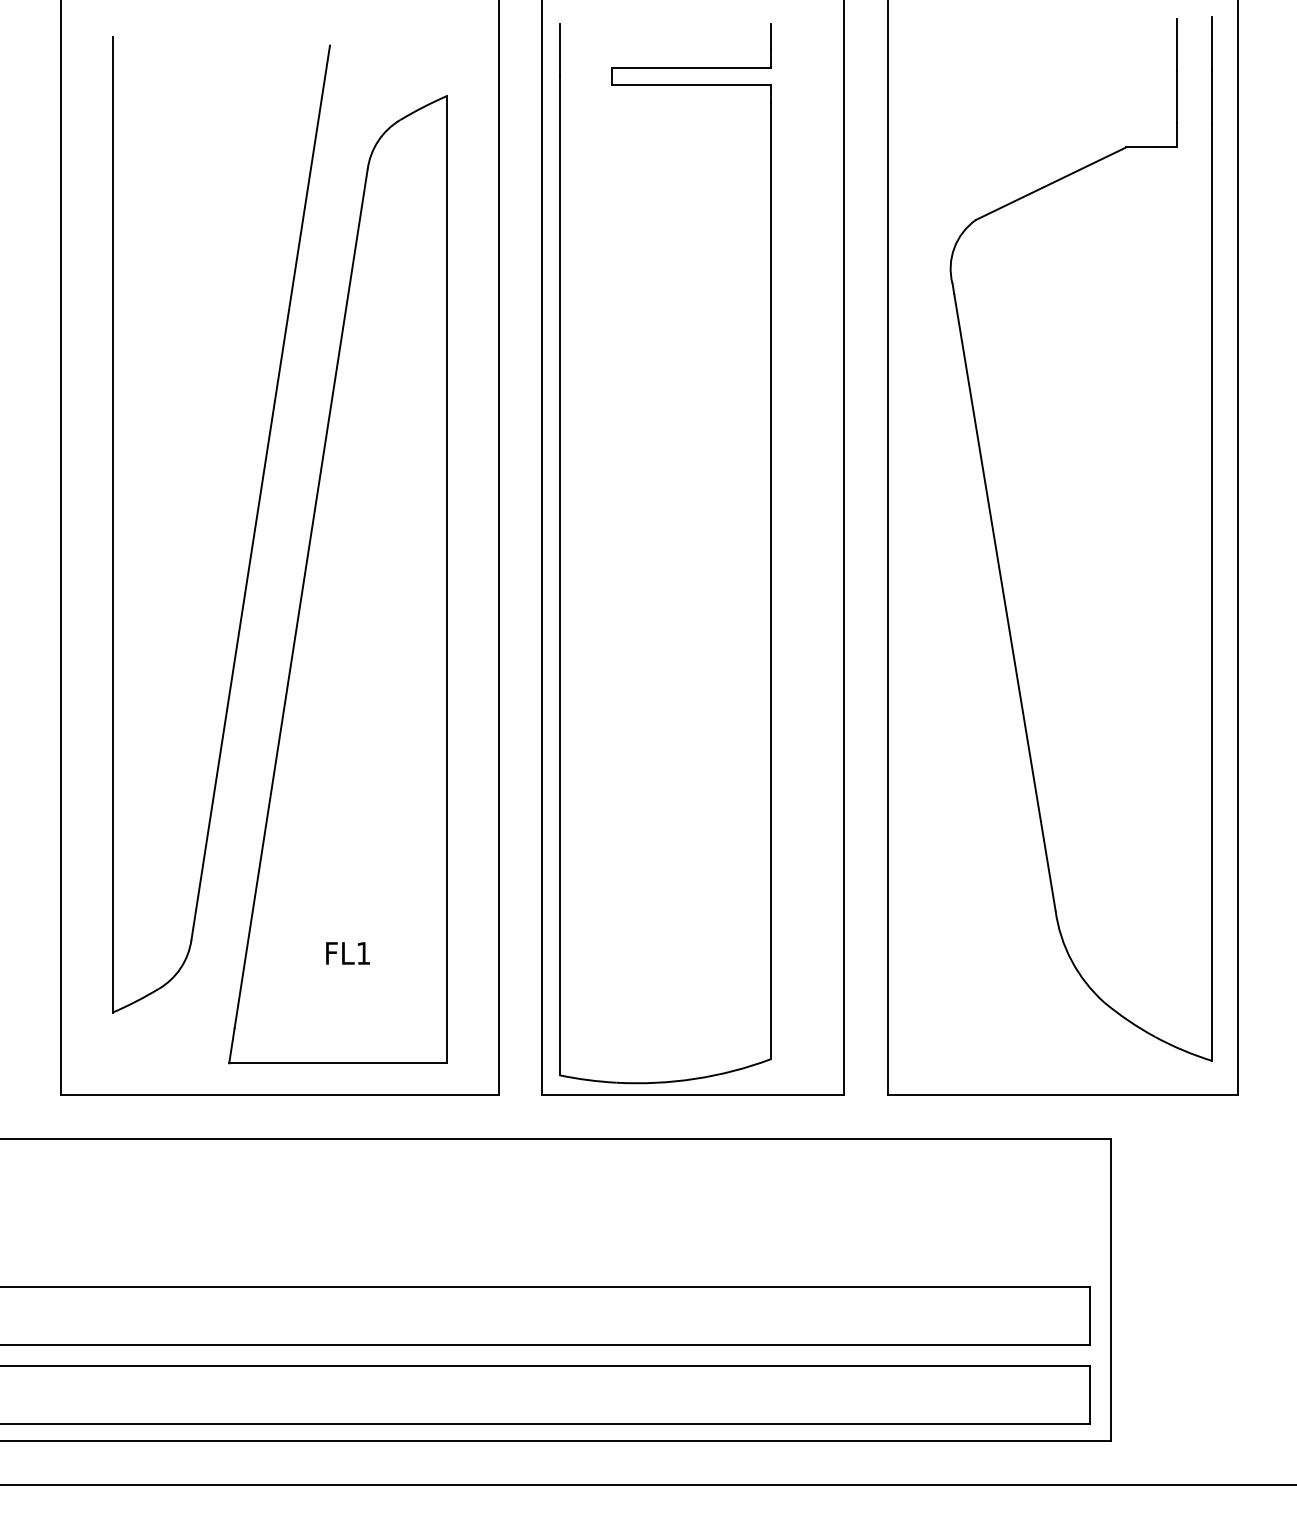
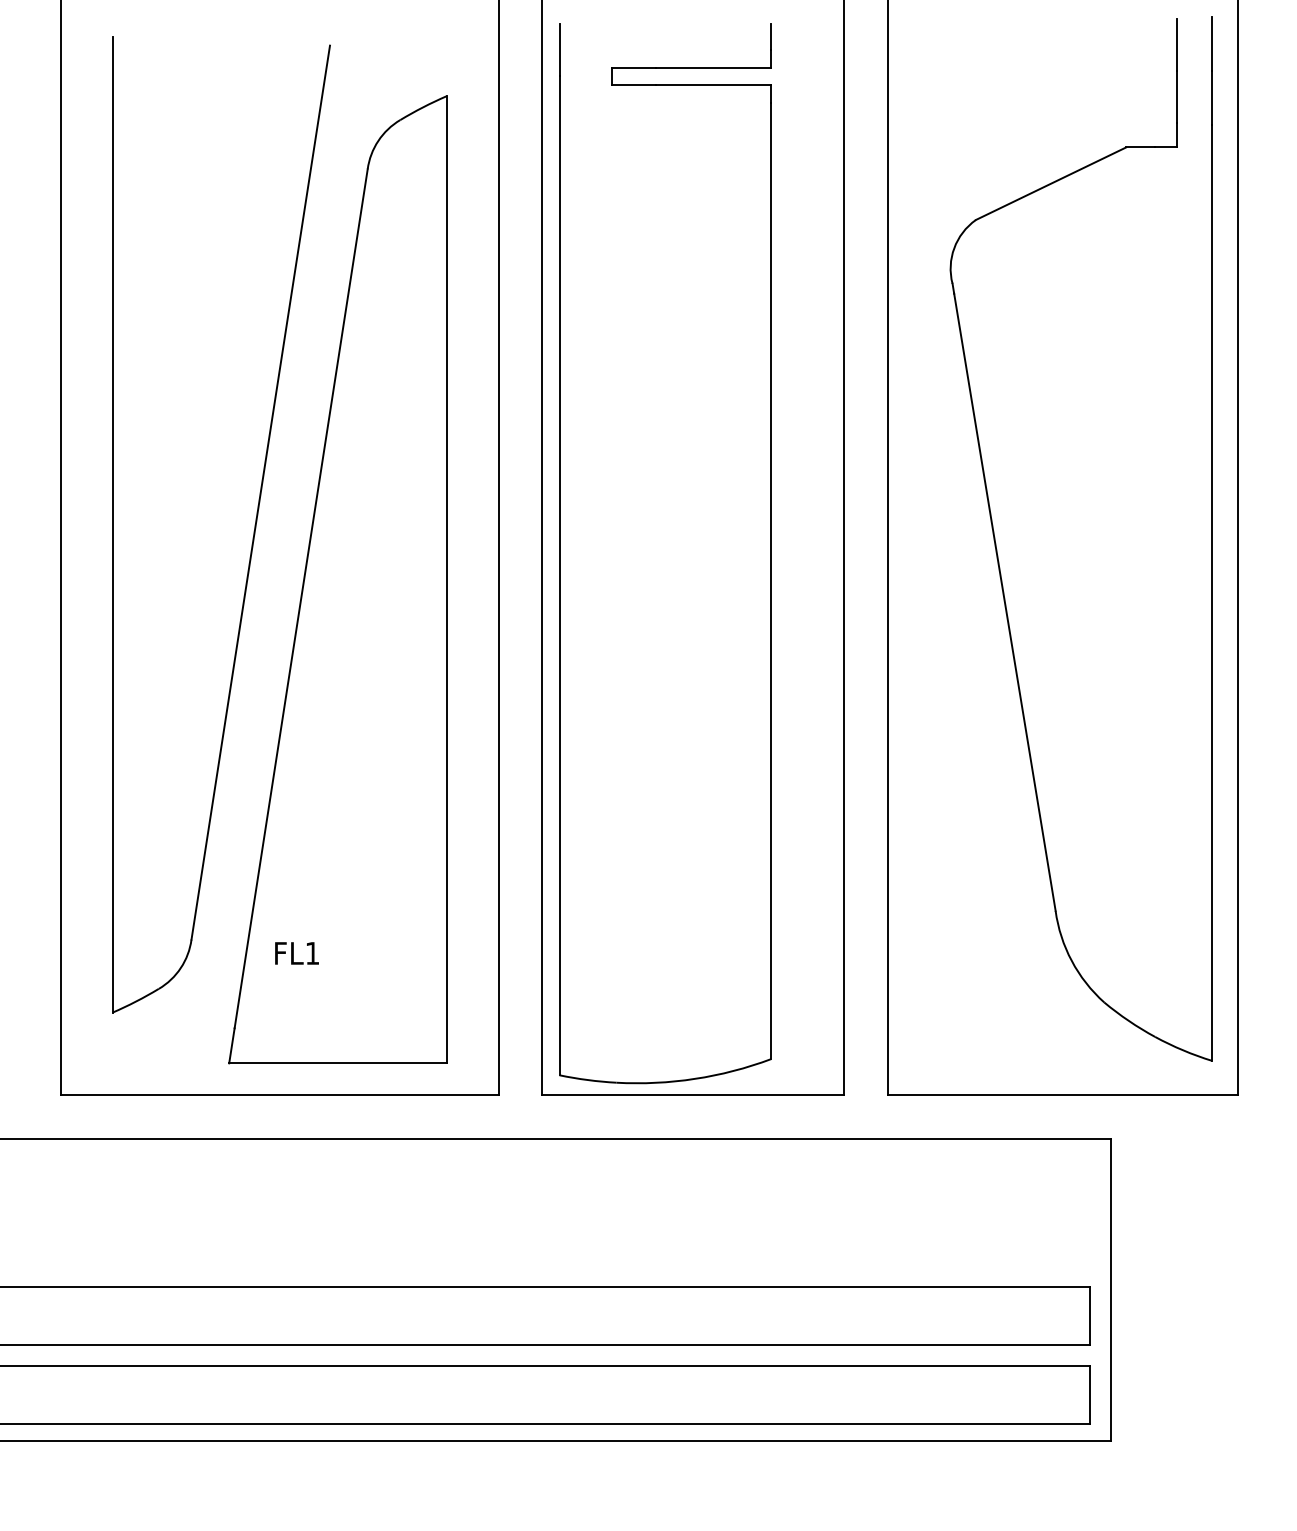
text position: (347, 953) -> (296, 953) (296, 953)
line: present -> none (647, 1485)
